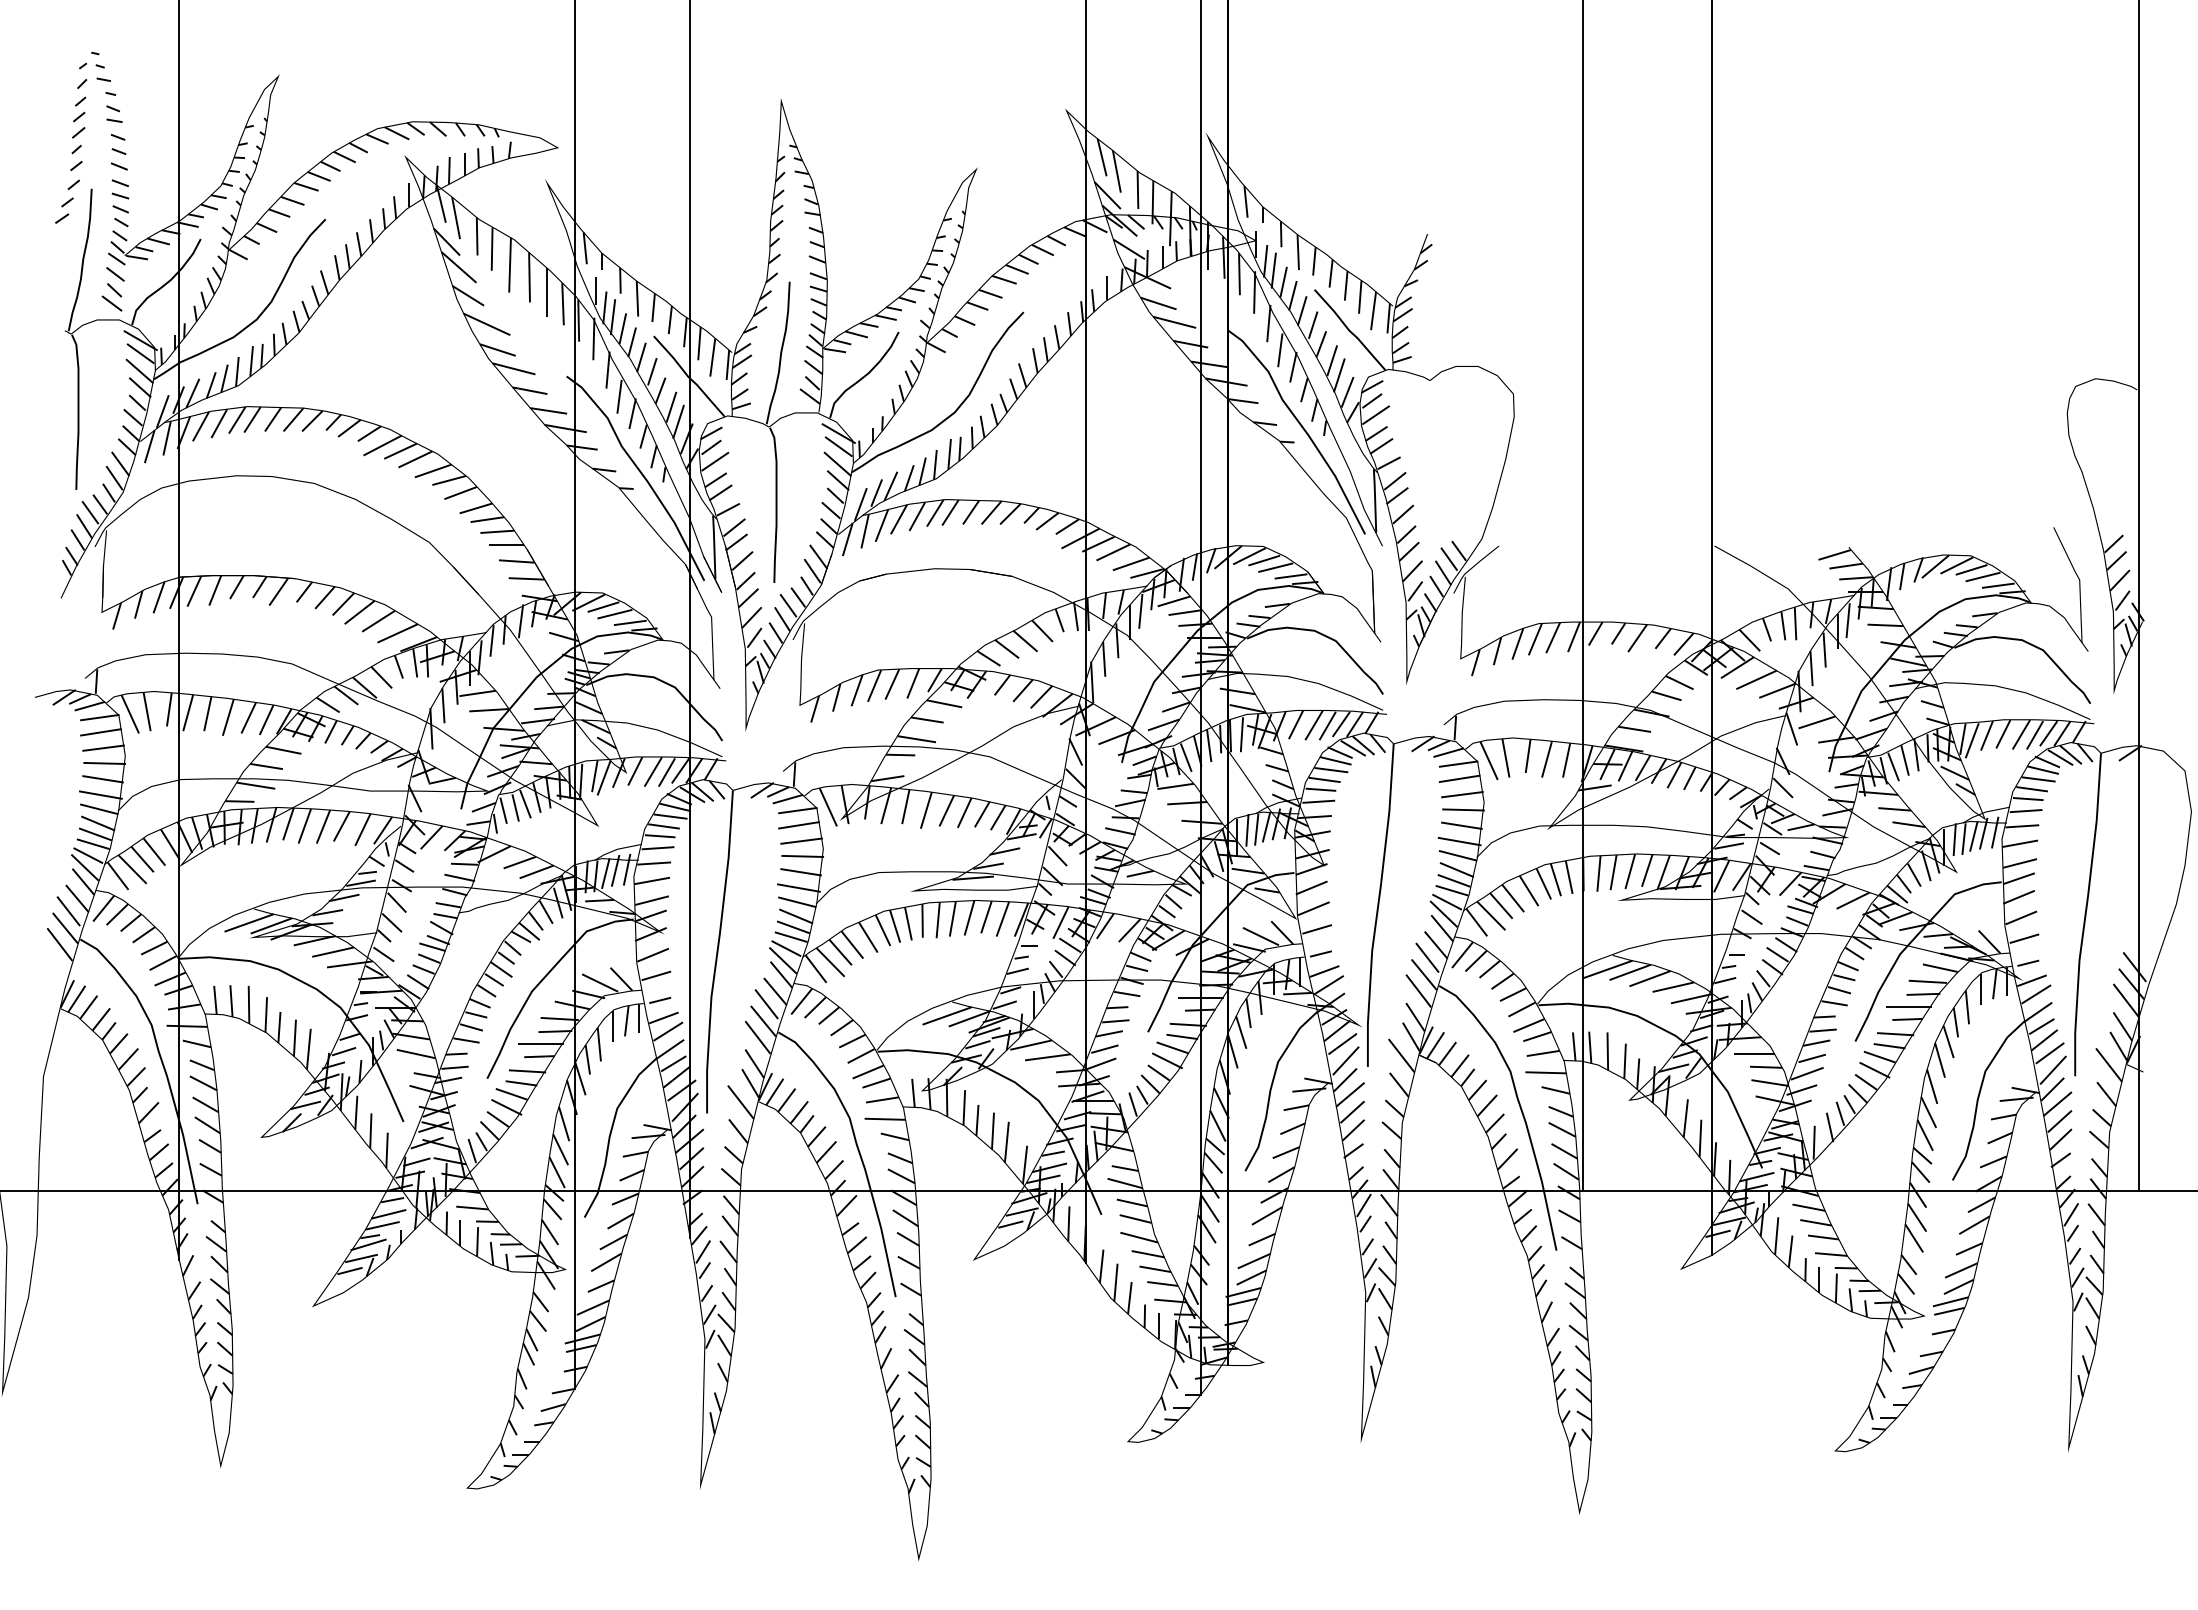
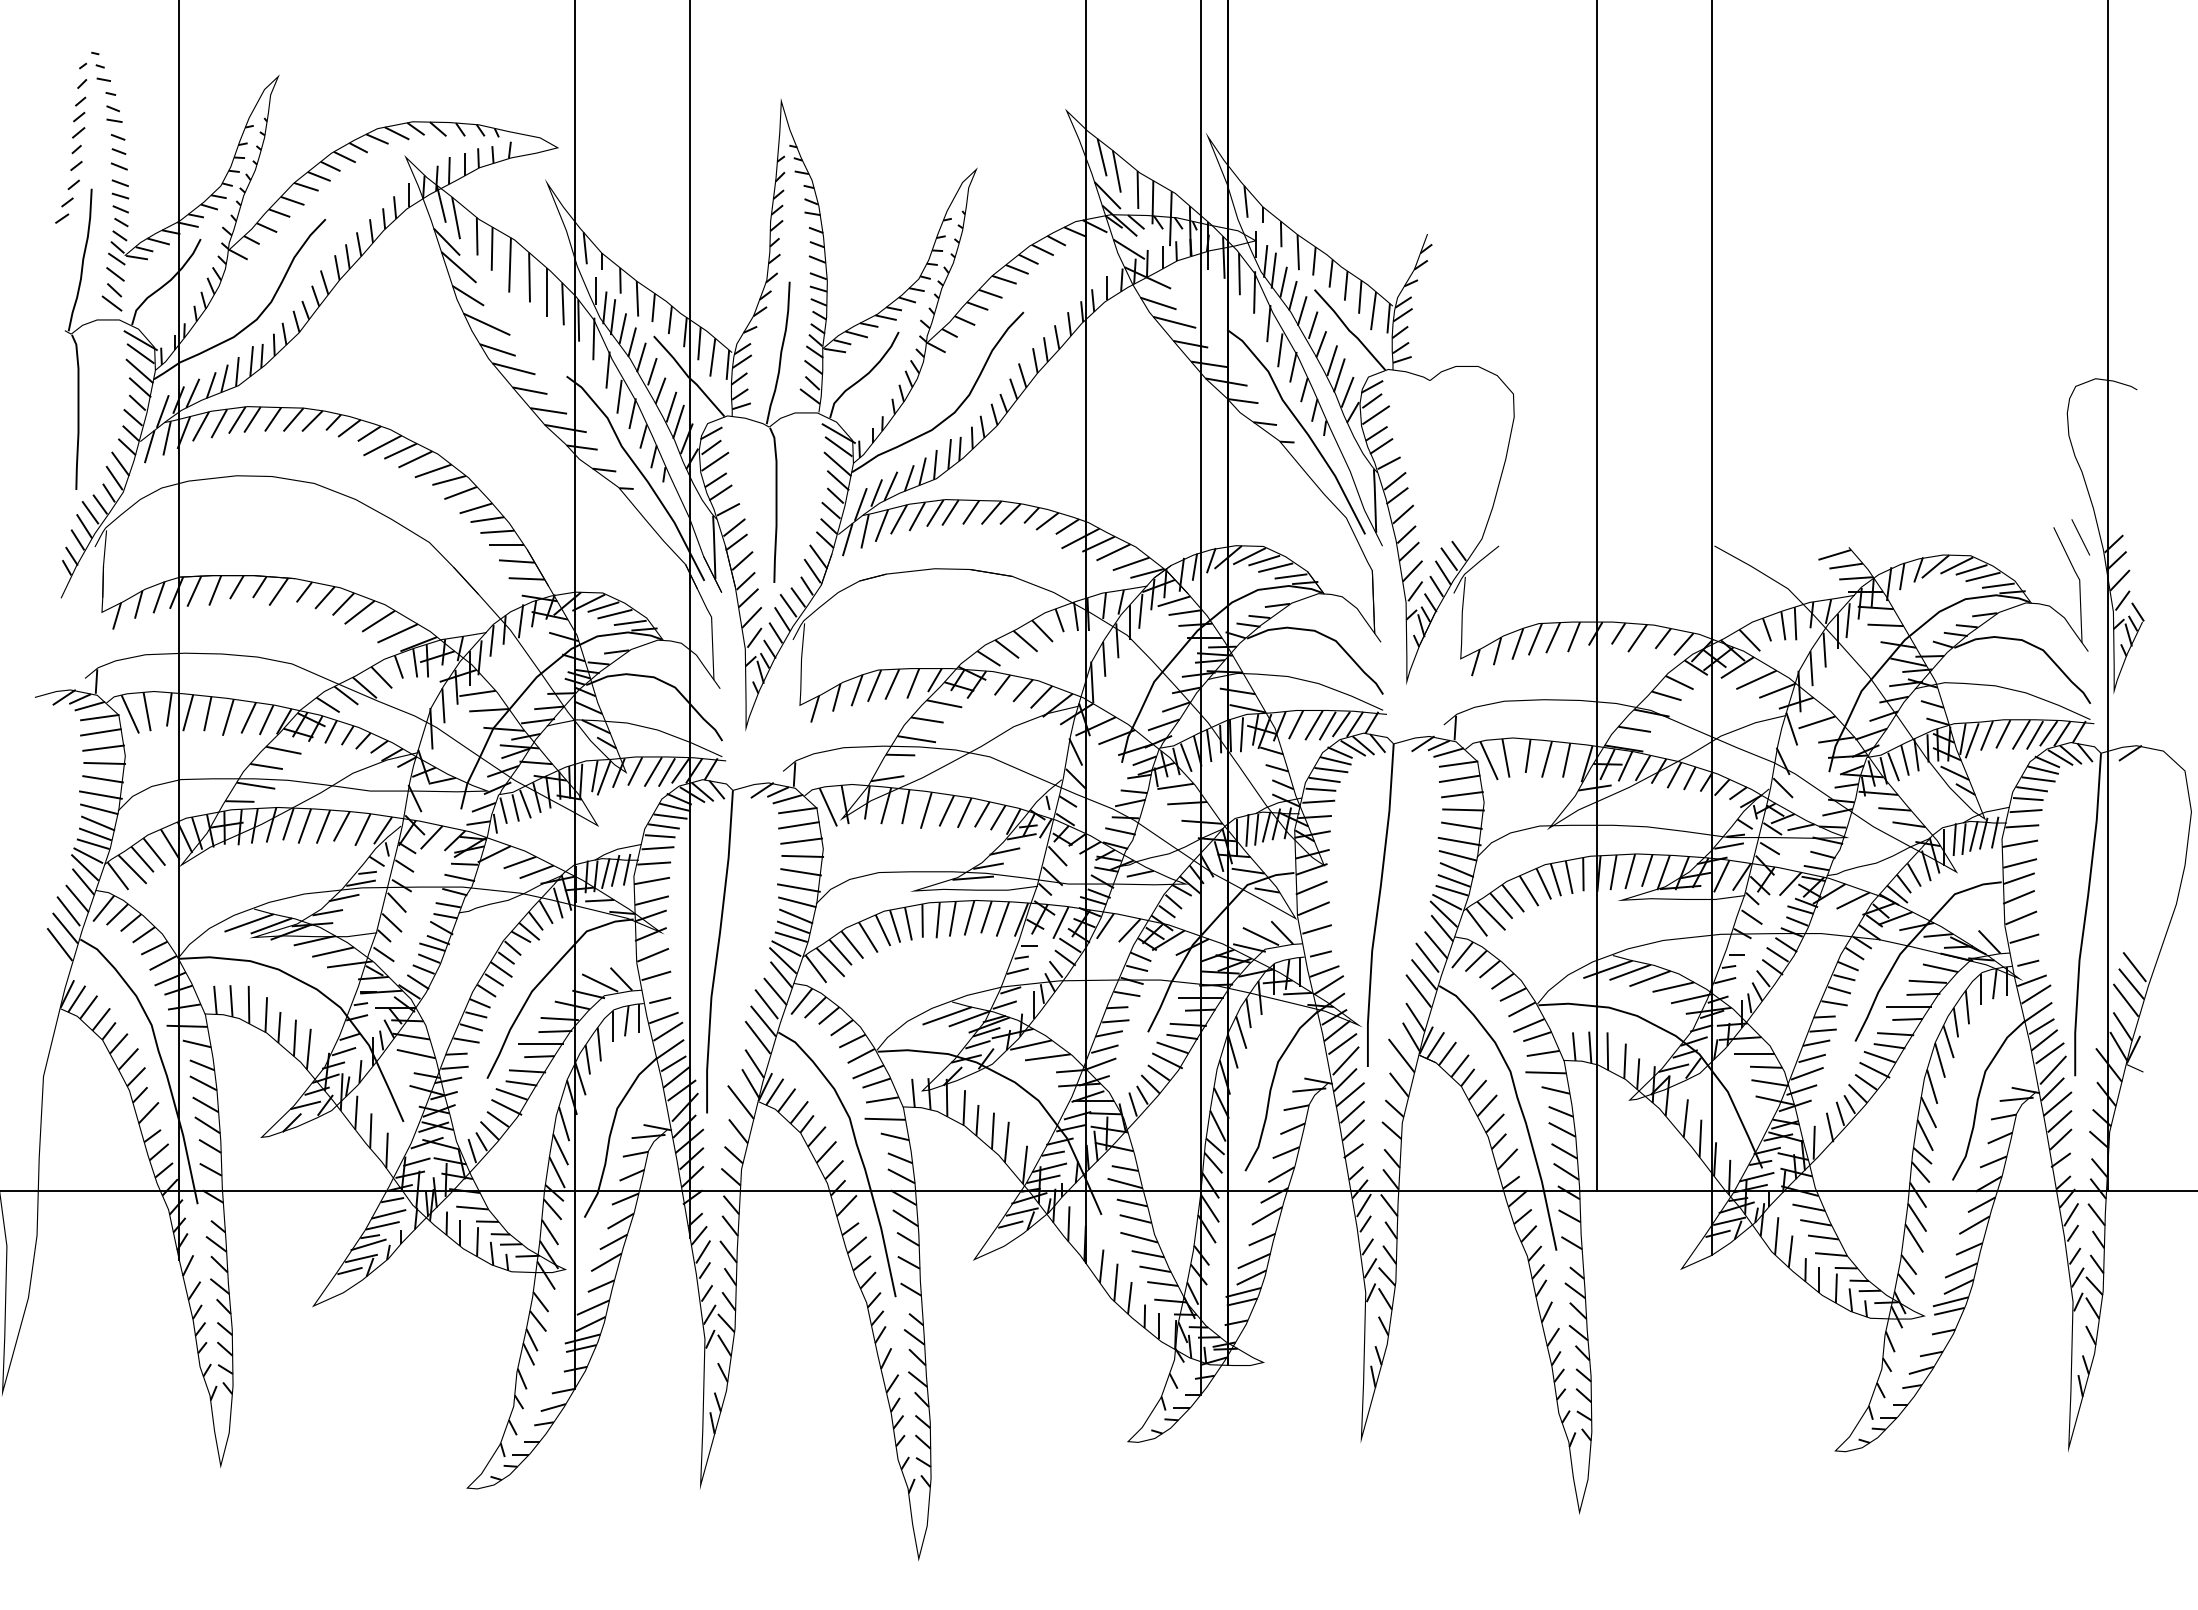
line: none -> present (2080, 537)
line position: (1582, 596) -> (1596, 596) (1596, 596)
line position: (2138, 596) -> (2107, 596) (2107, 596)
